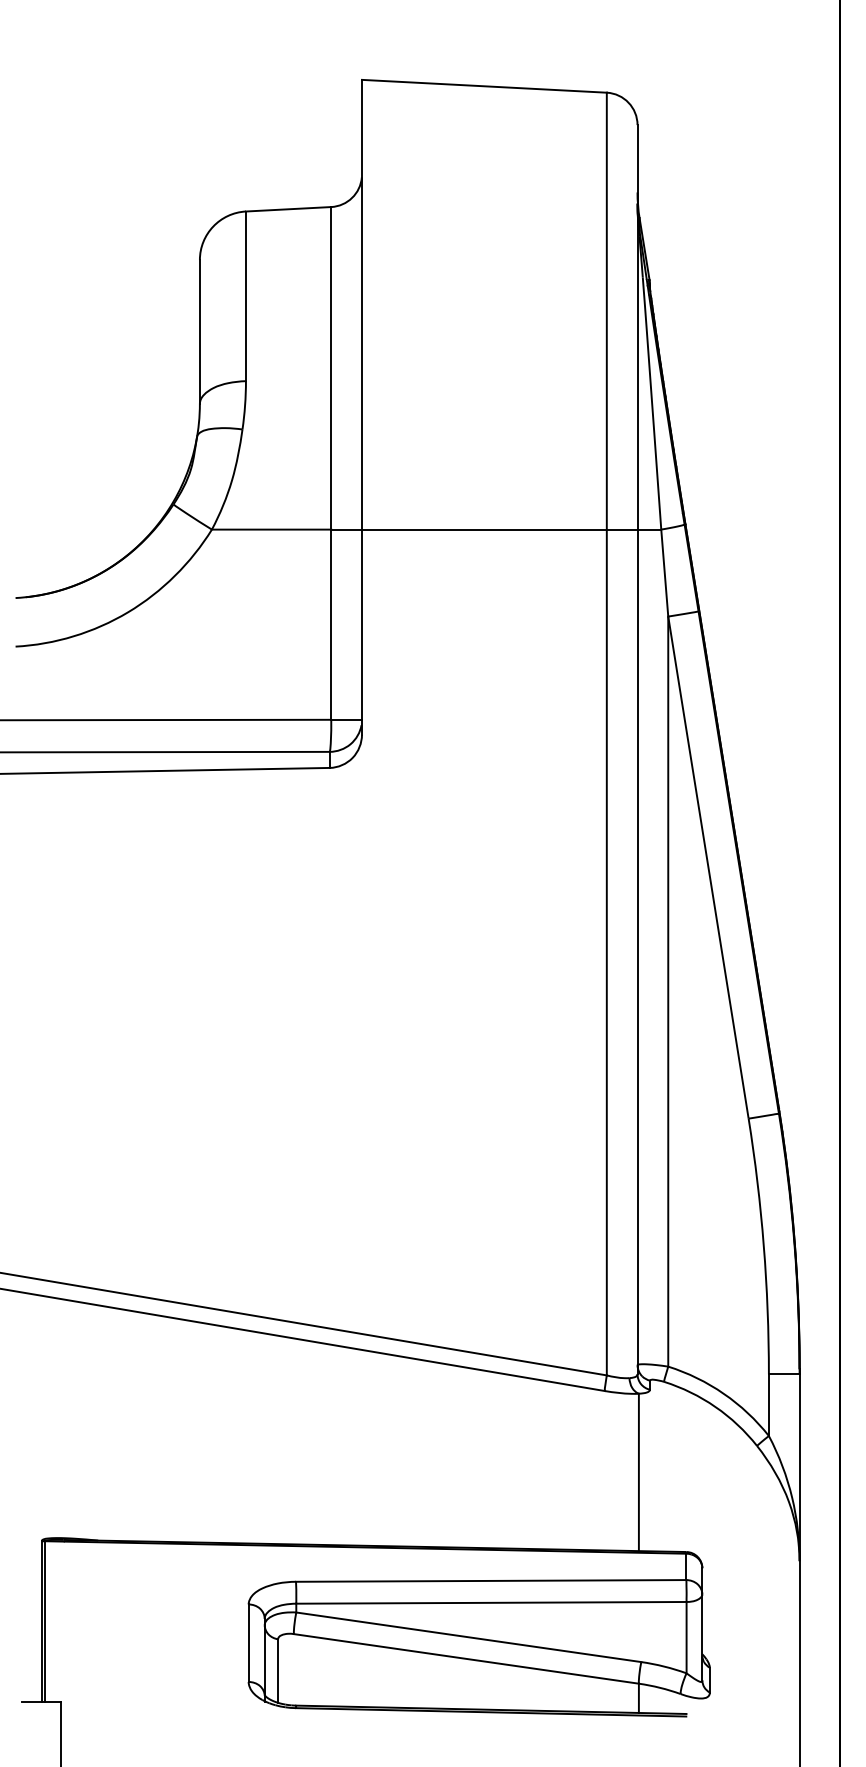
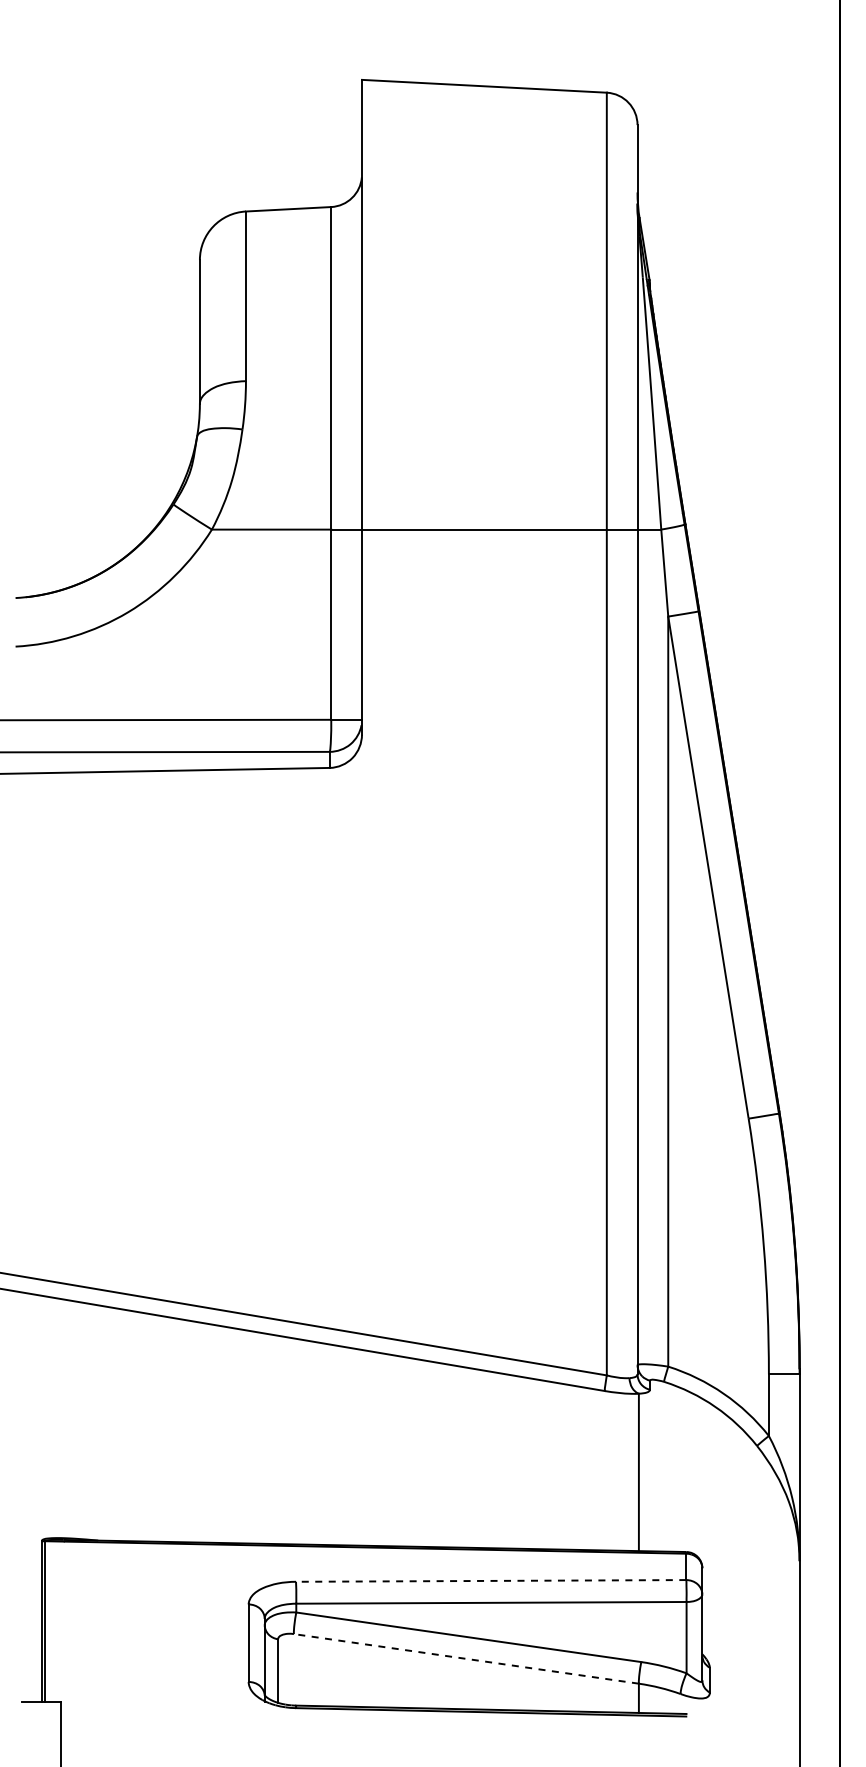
line: solid -> dashed (490, 1580)
line: solid -> dashed (465, 1658)
